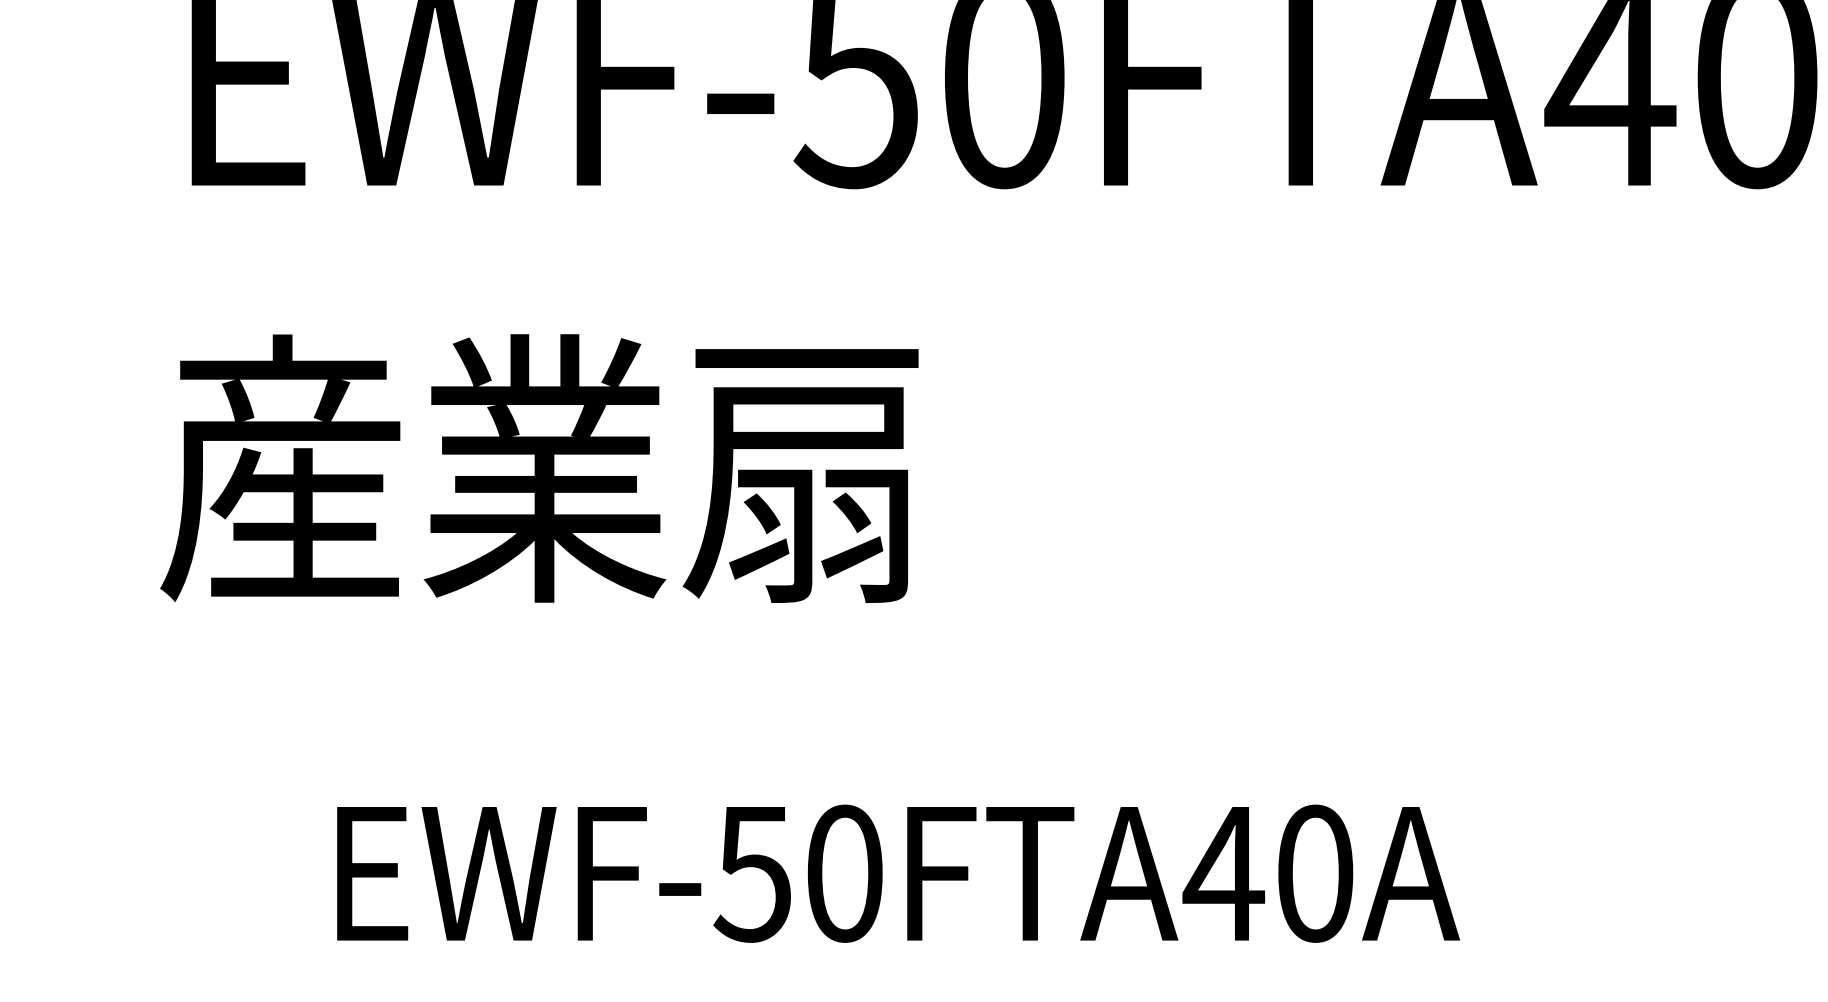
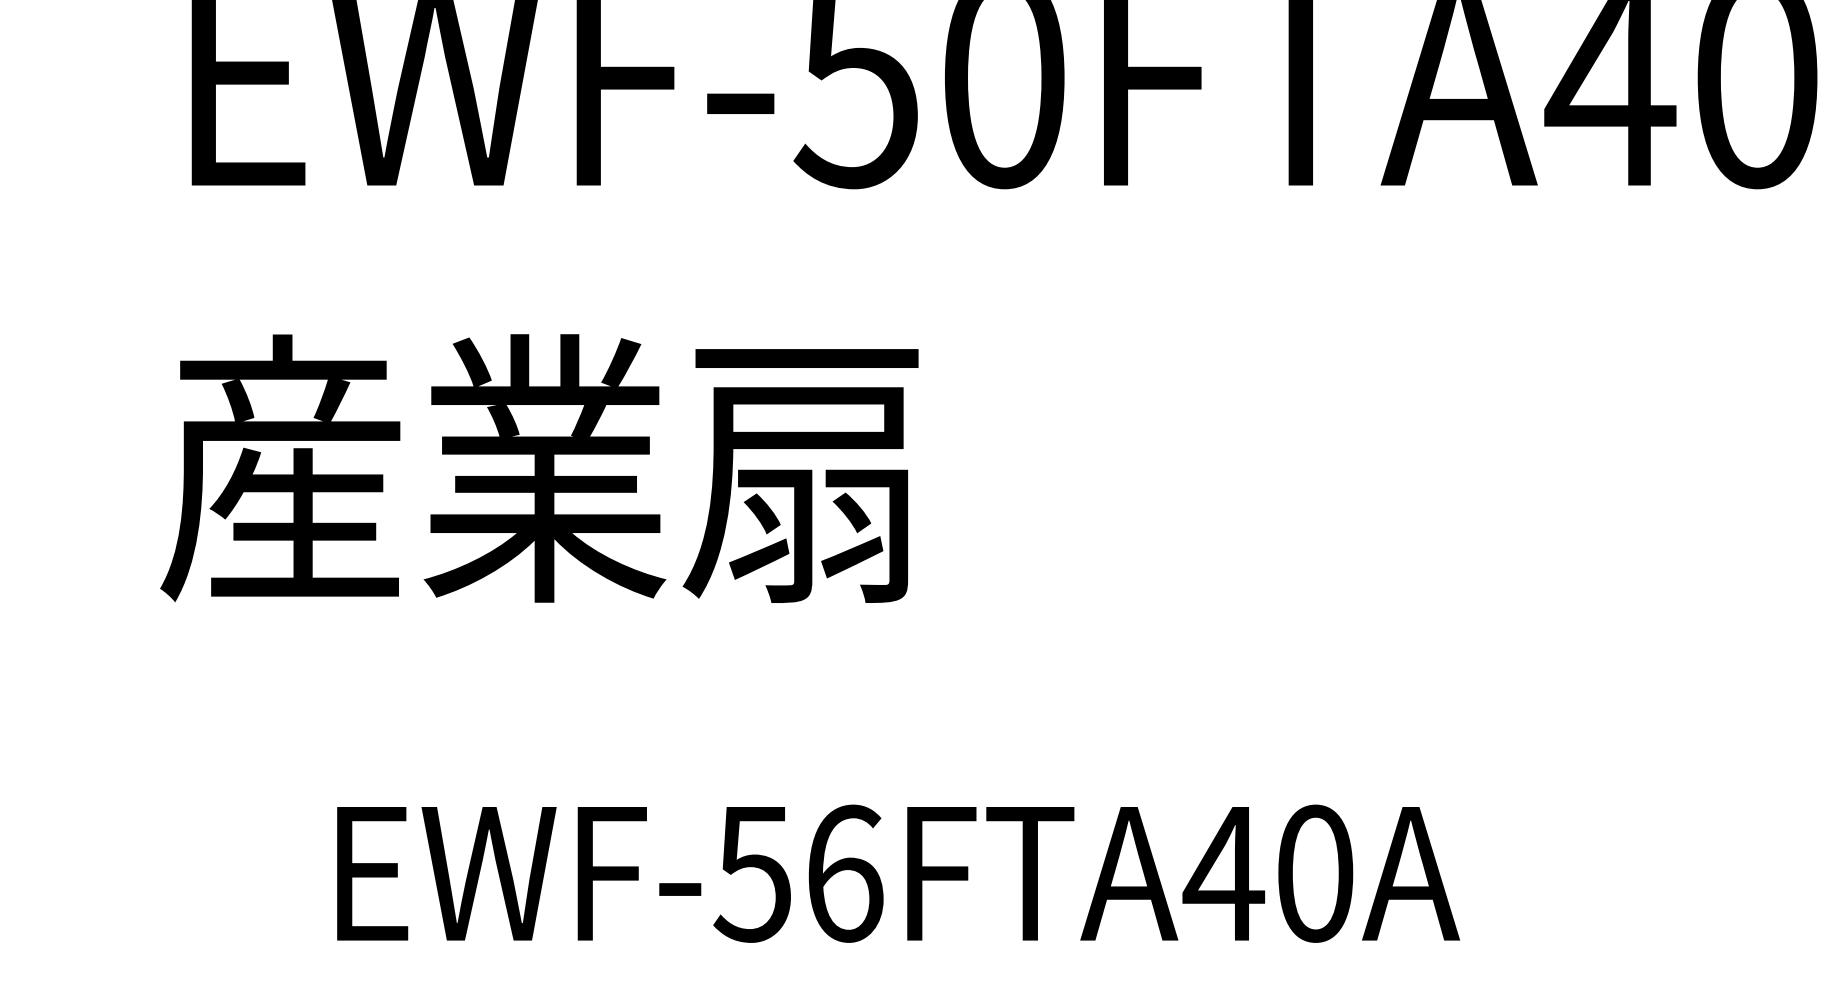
text: EWF-50FTA40A -> EWF-56FTA40A (845, 873)
